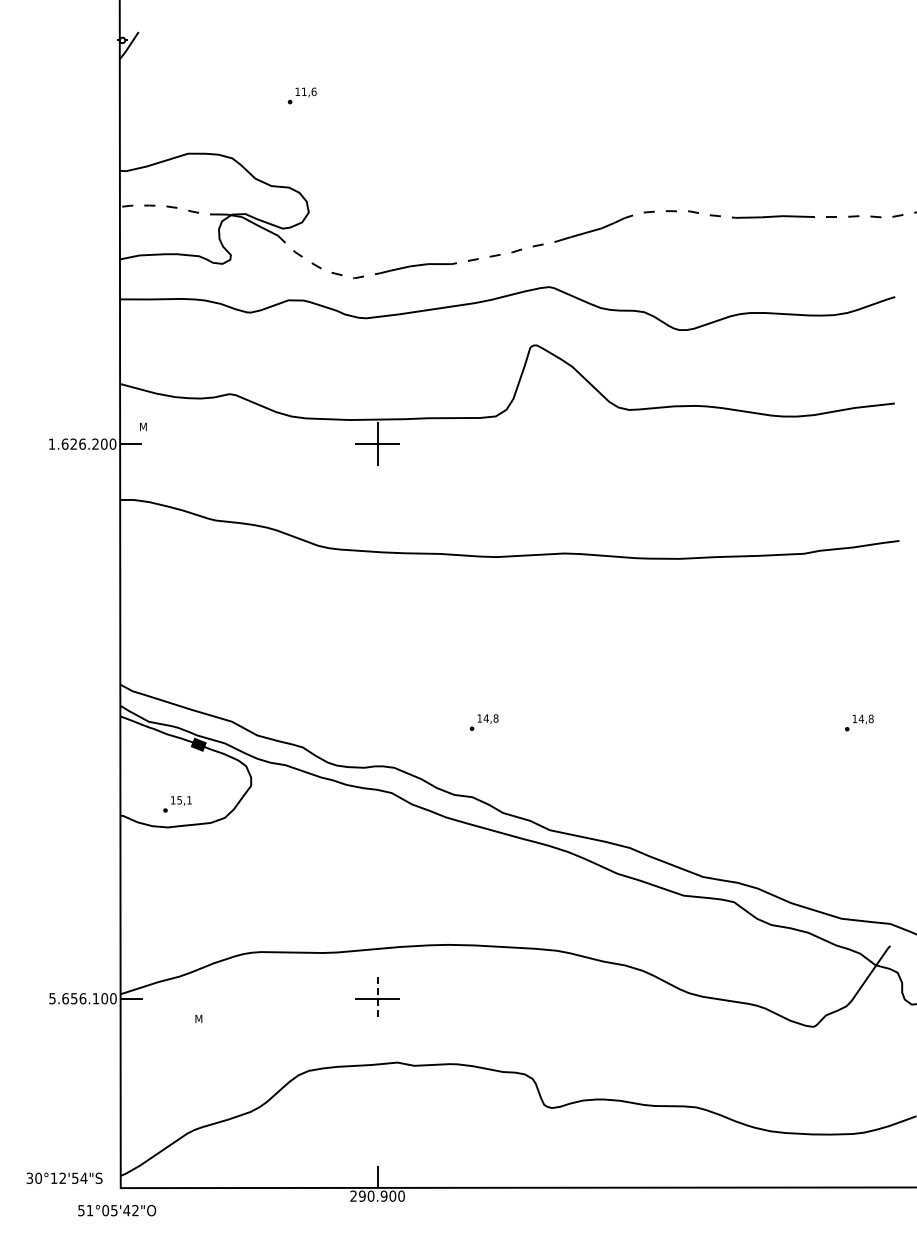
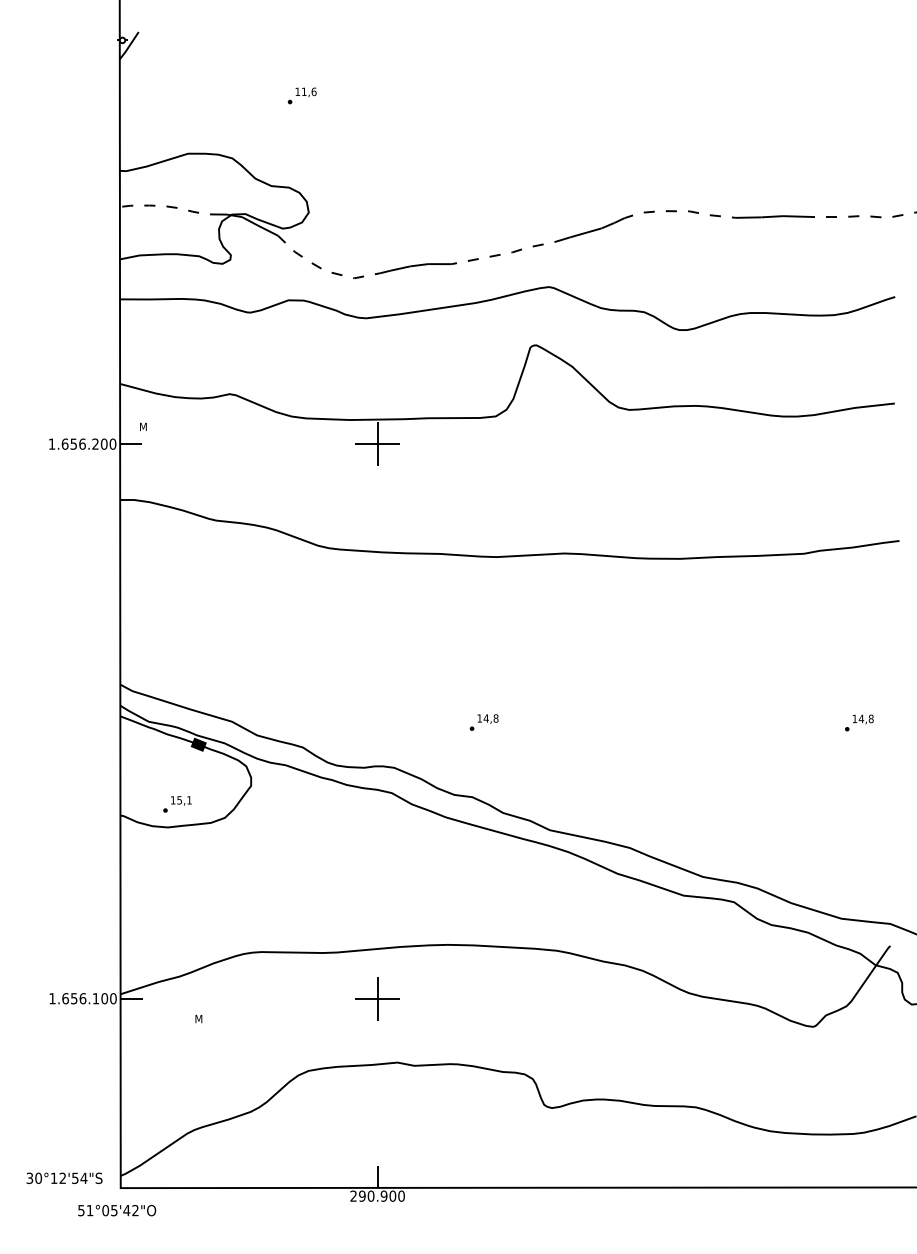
text: 1.626.200 -> 1.656.200 (73, 443)
text: 5.656.100 -> 1.656.100 (52, 998)
line: dashed -> solid (377, 999)
